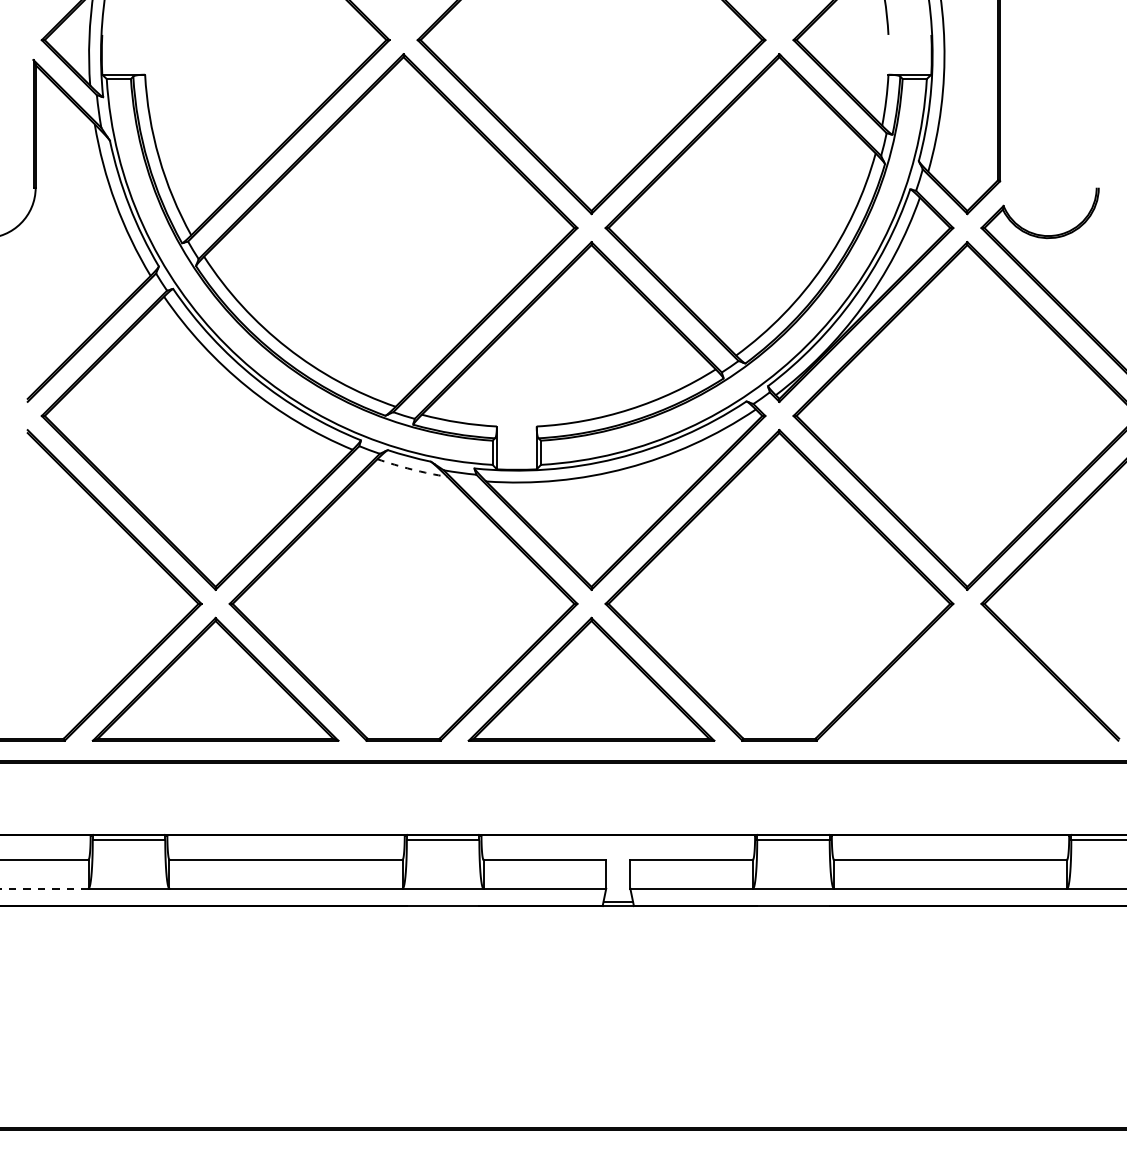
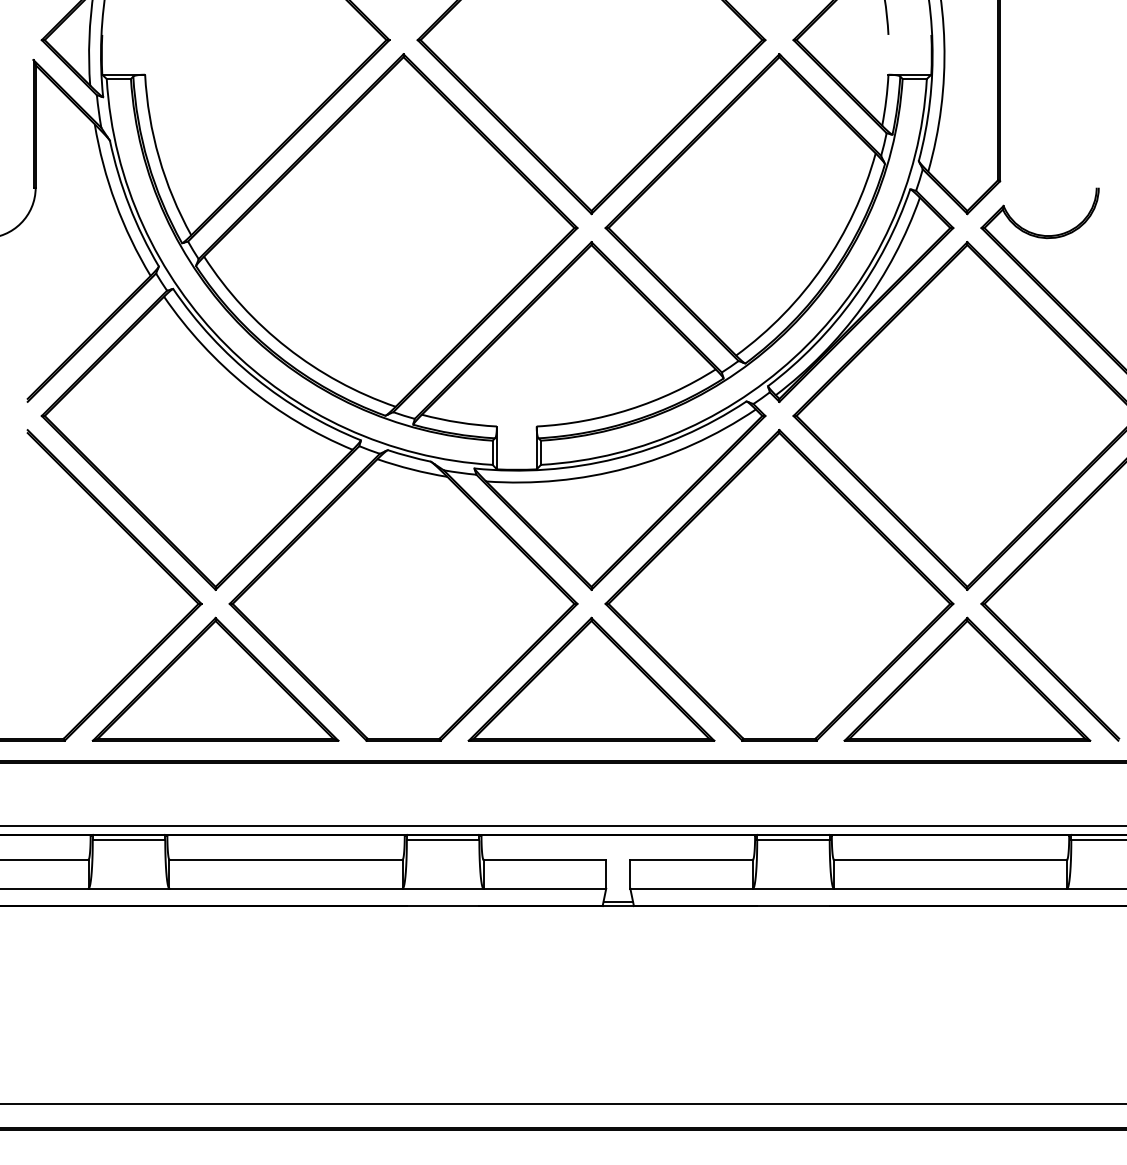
arc: dashed -> solid (412, 469)
part: none -> present (967, 678)
line: none -> present (562, 826)
line: dashed -> solid (44, 888)
line: none -> present (562, 1103)
